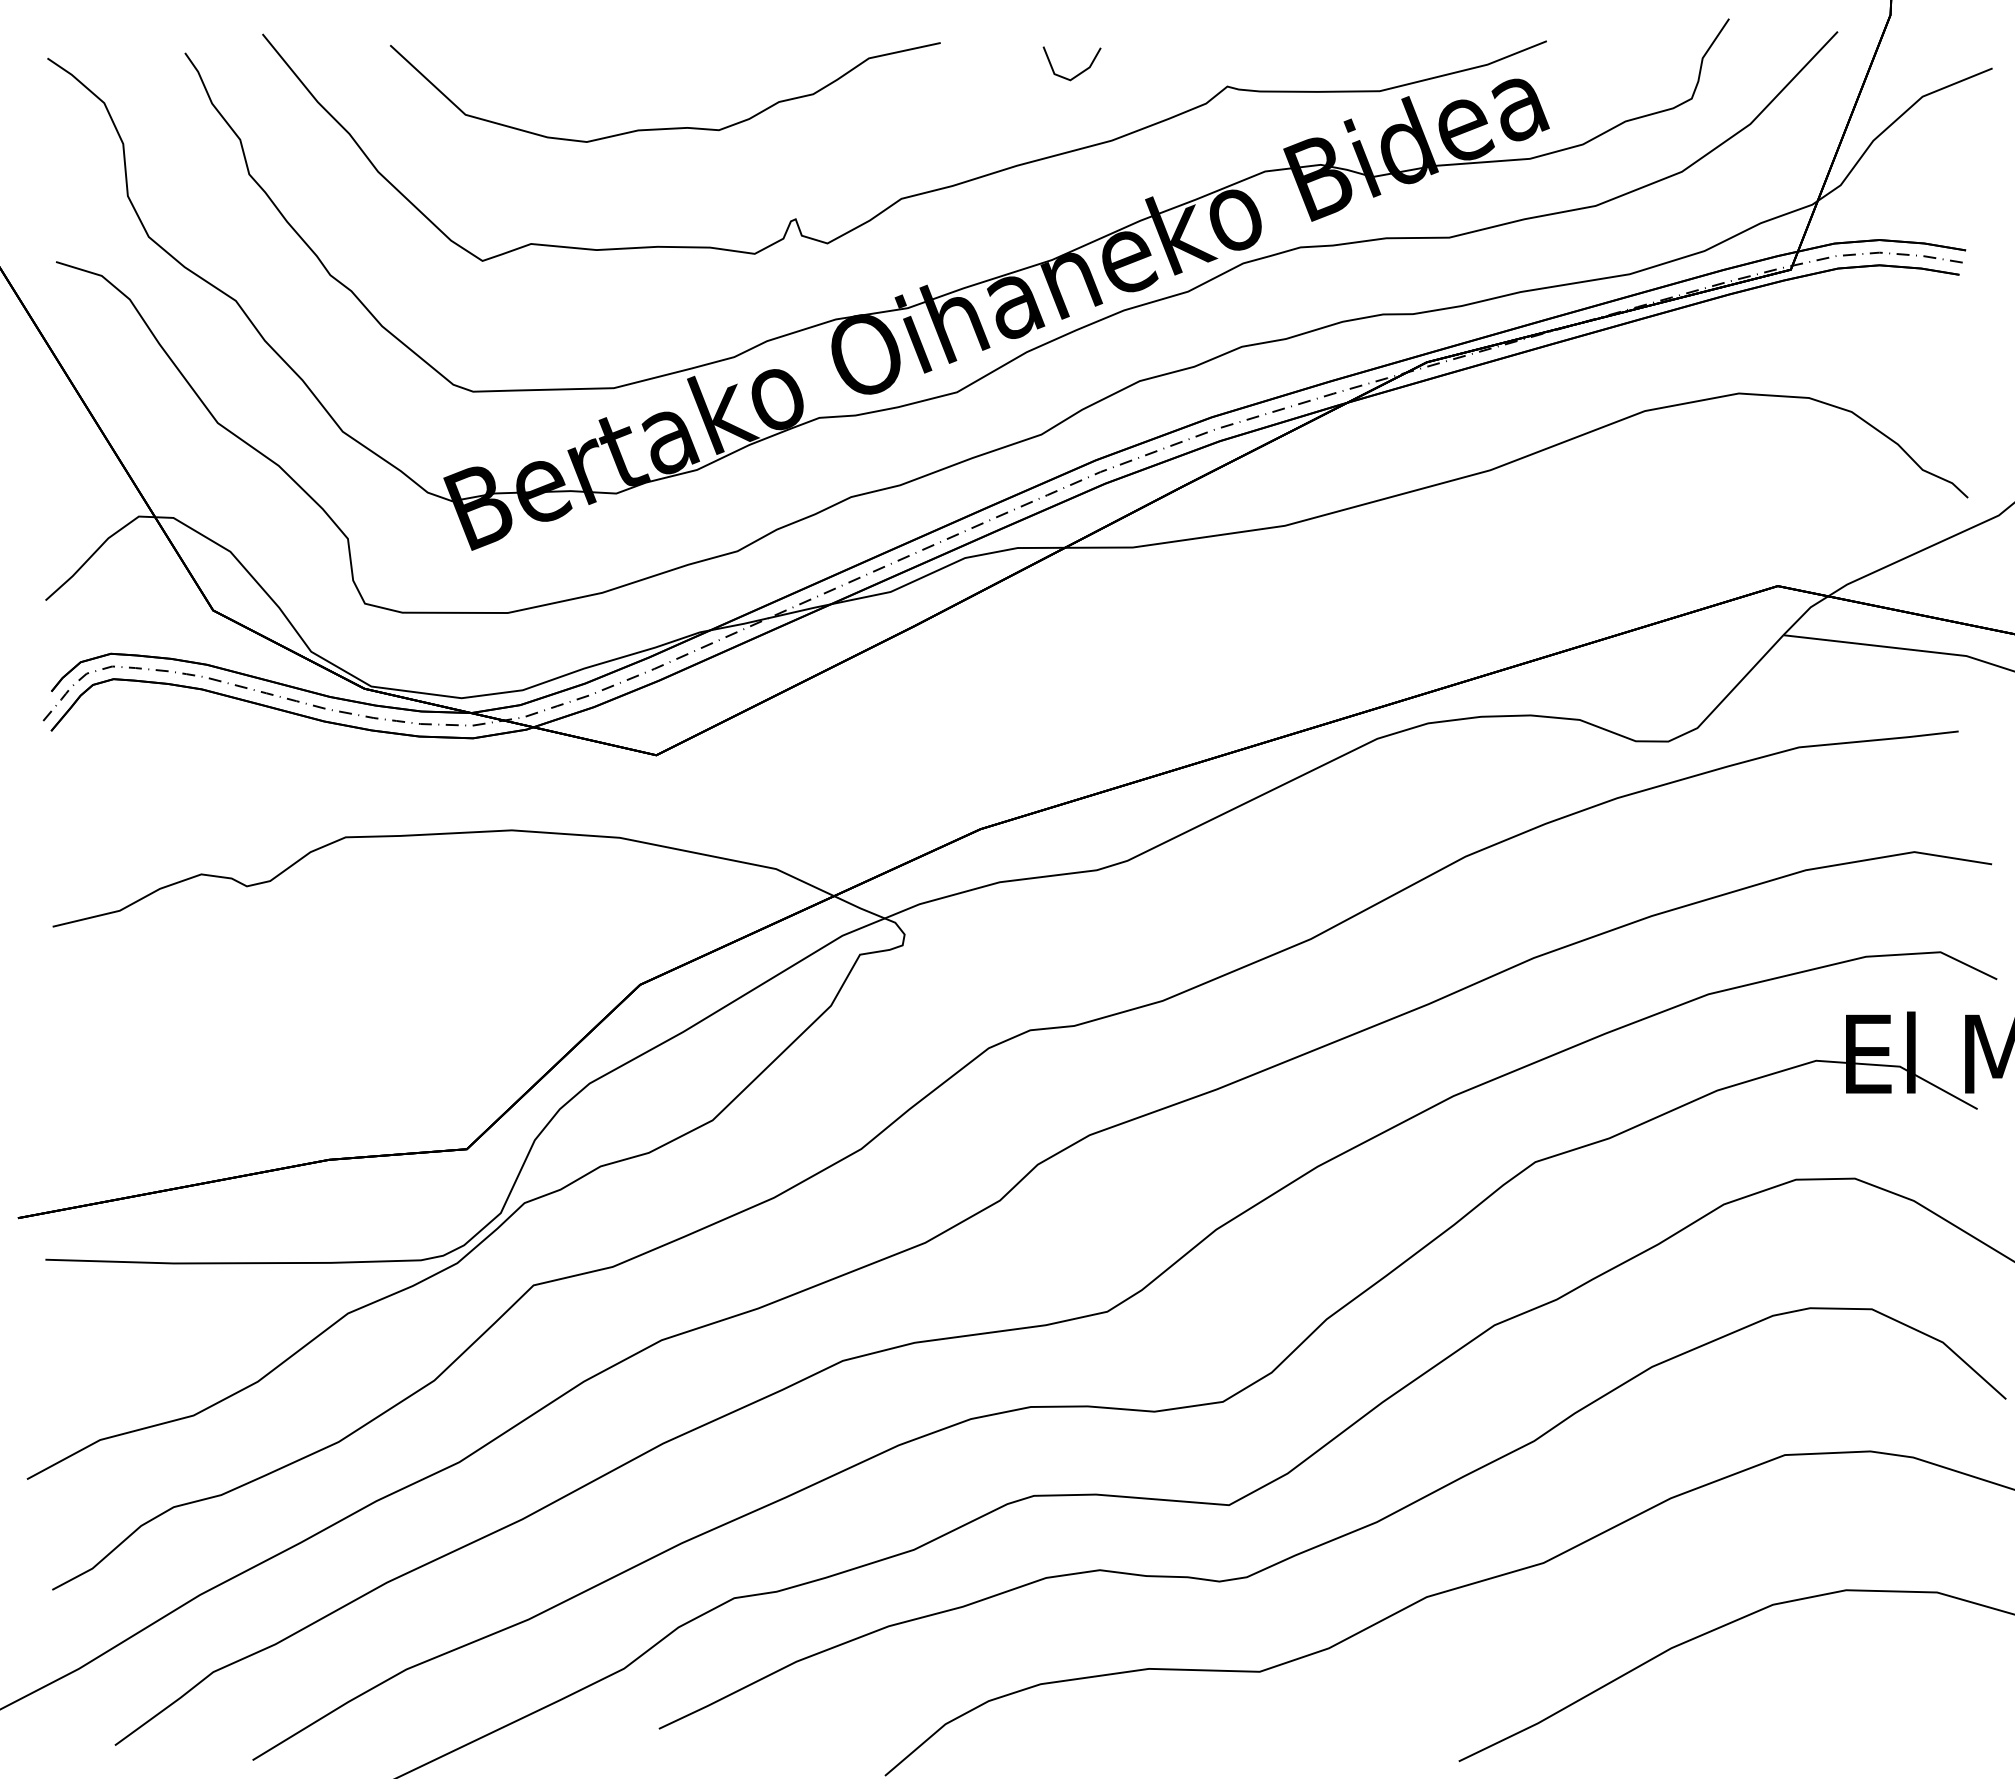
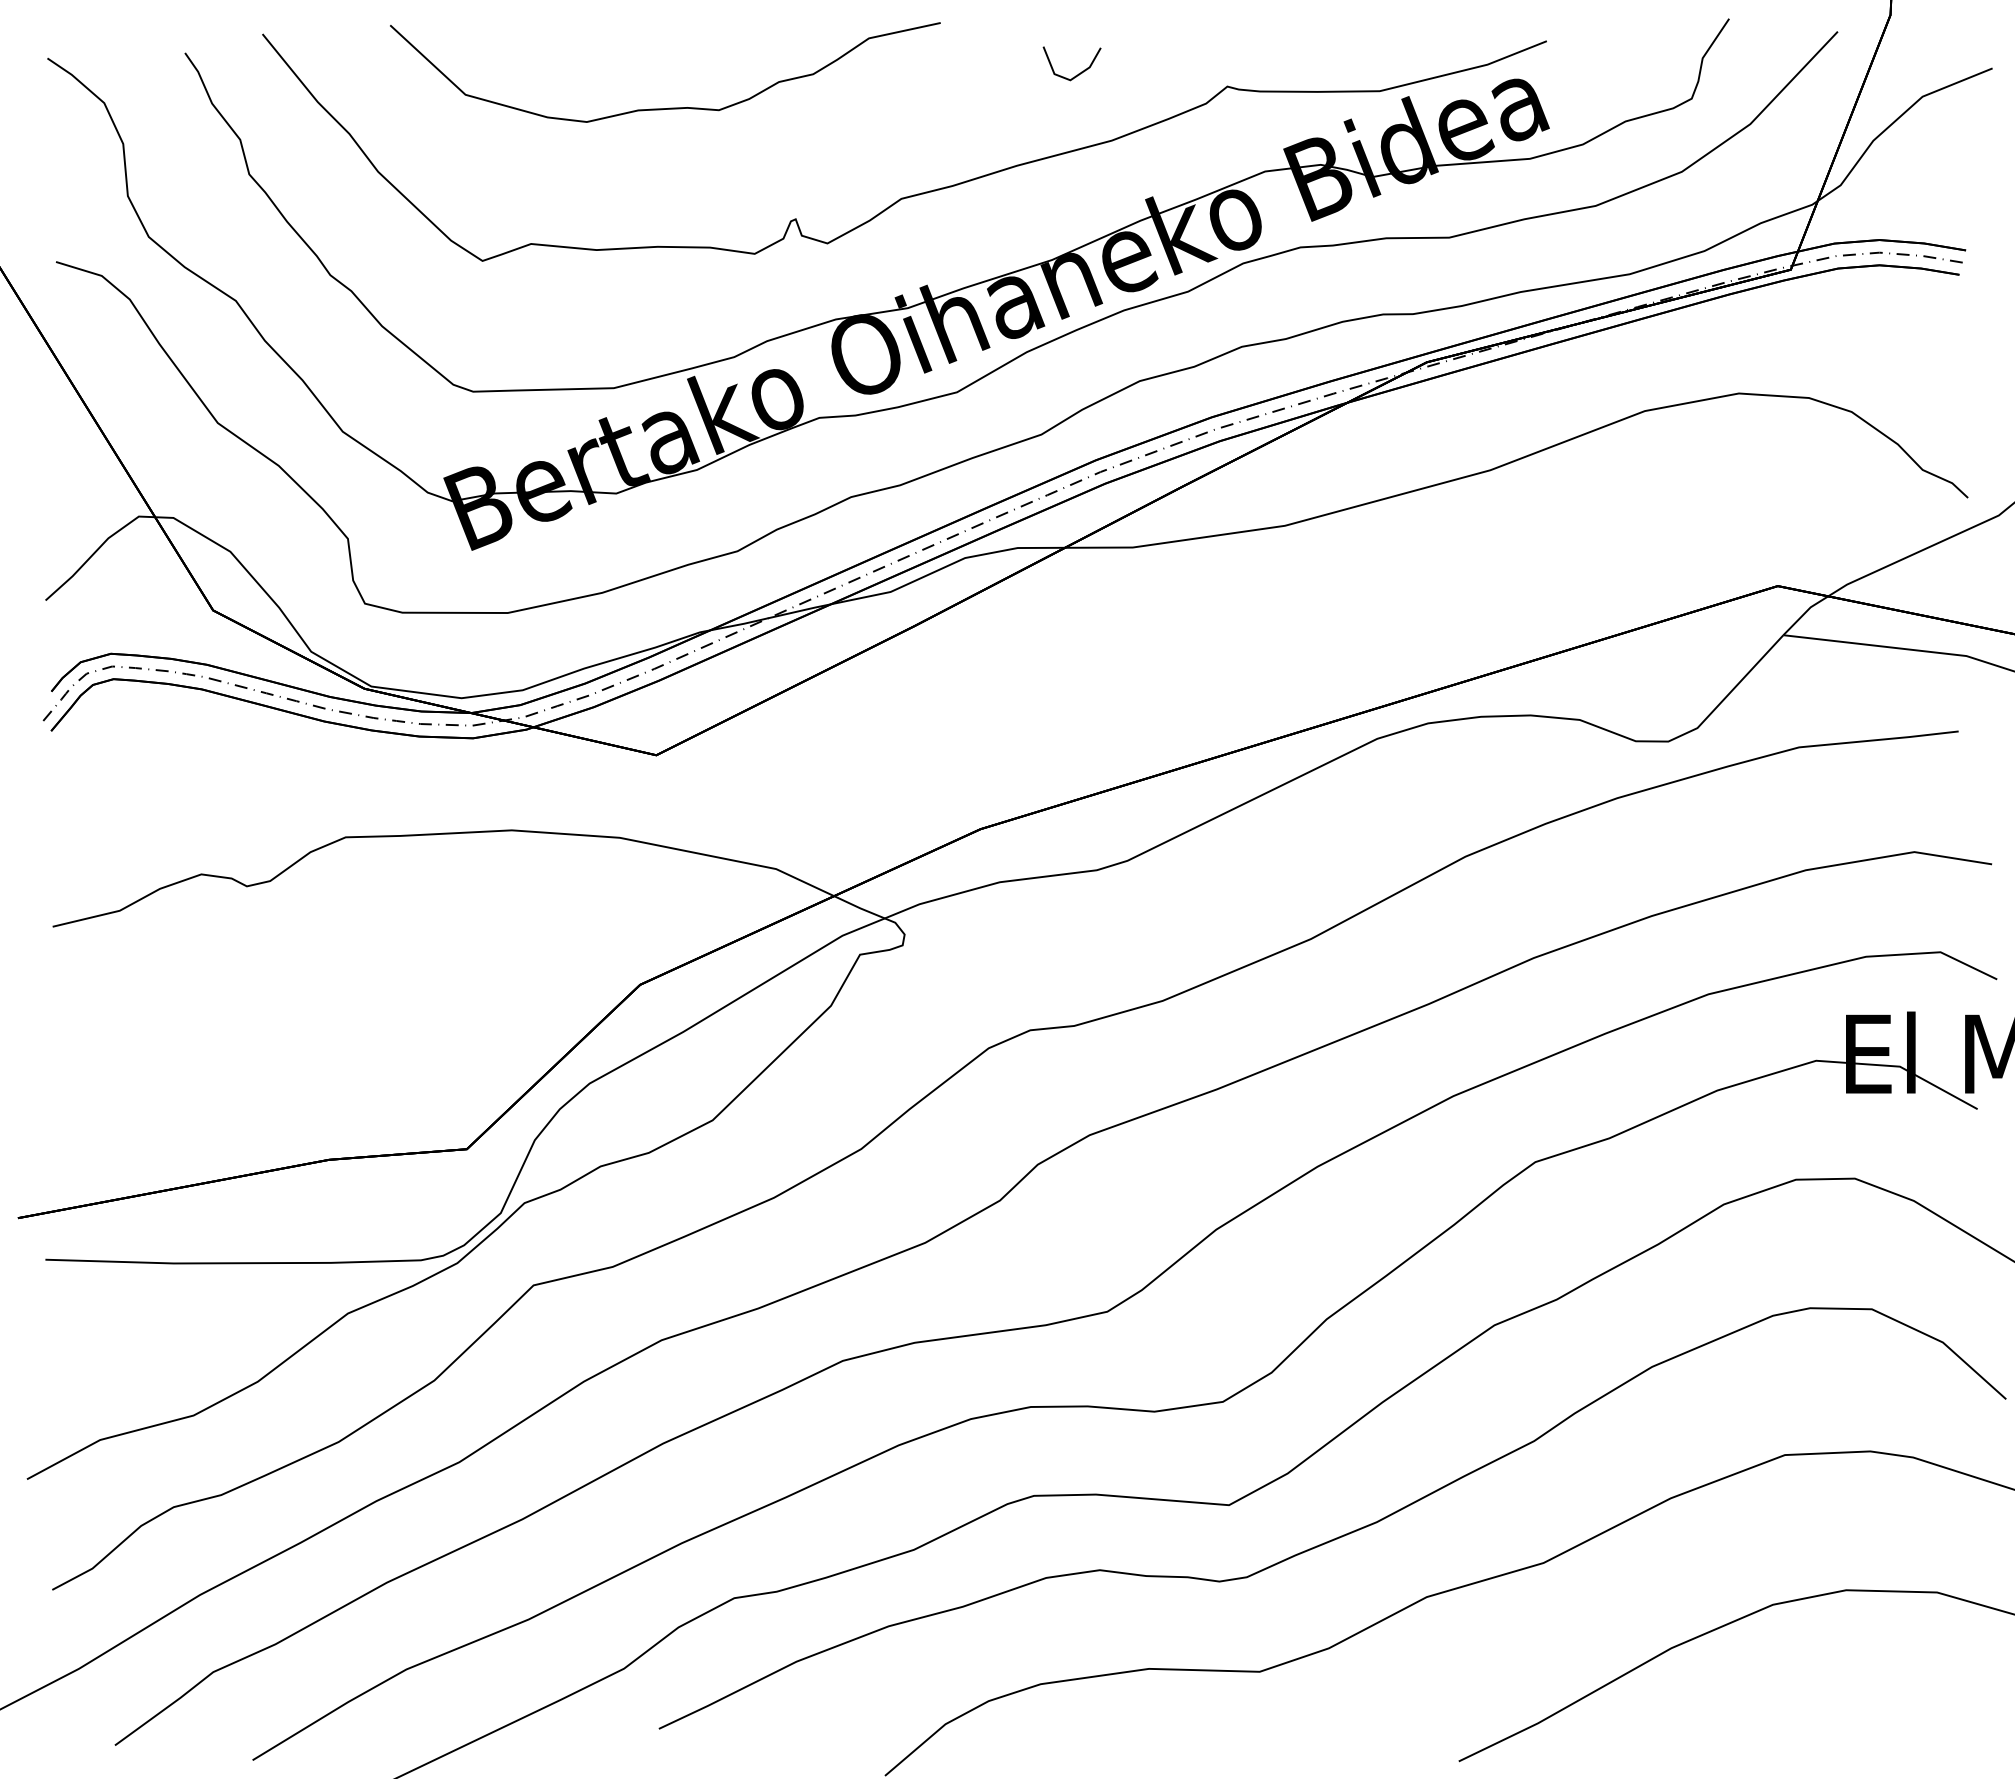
curve position: (669, 127) -> (669, 107) (669, 107)
